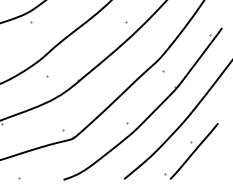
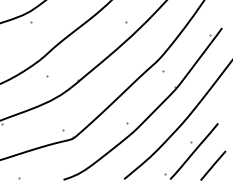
line: none -> present (213, 165)
